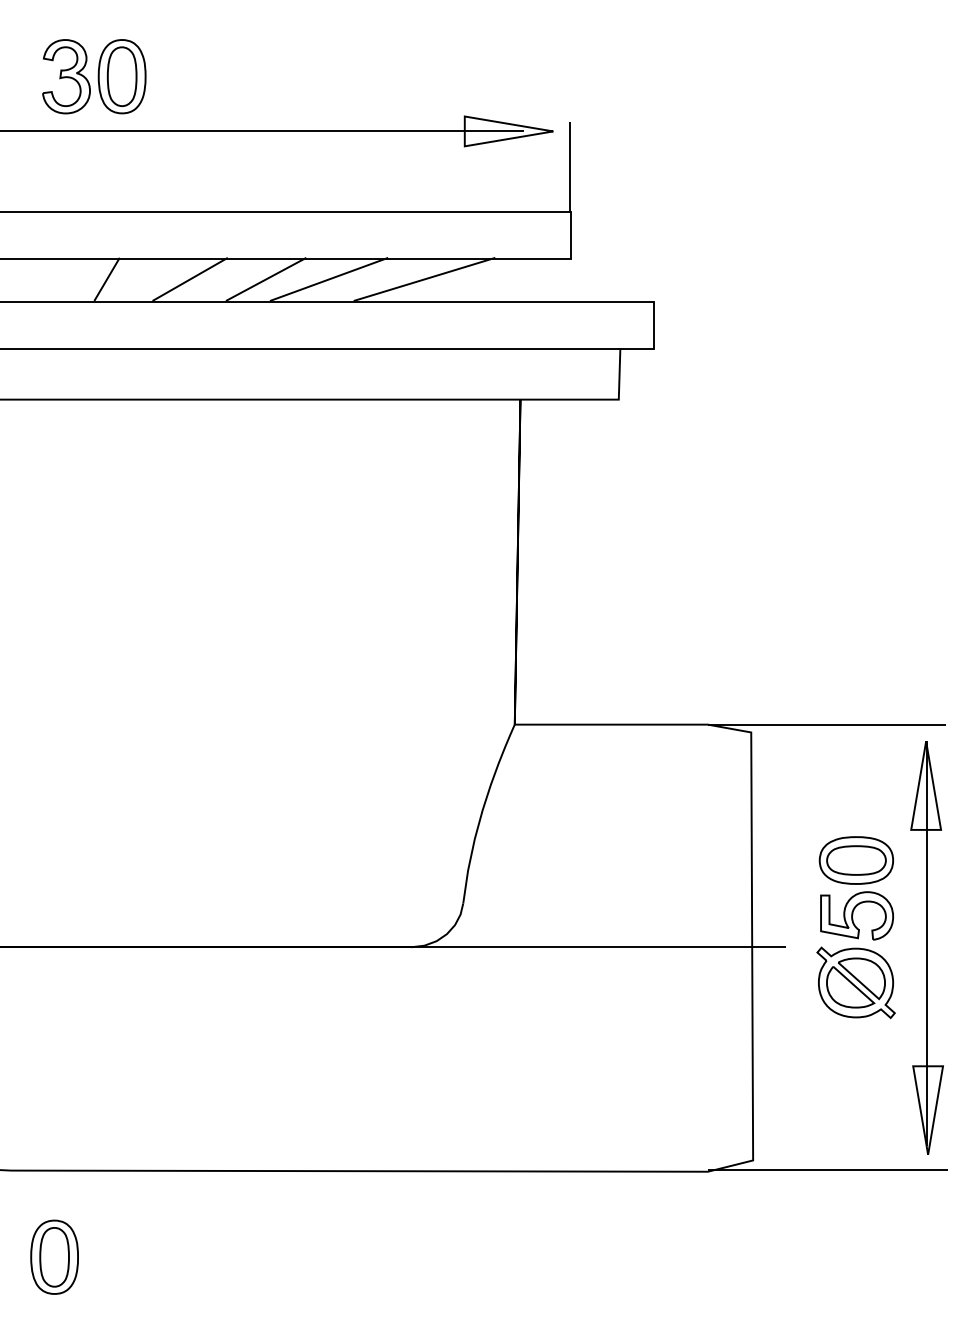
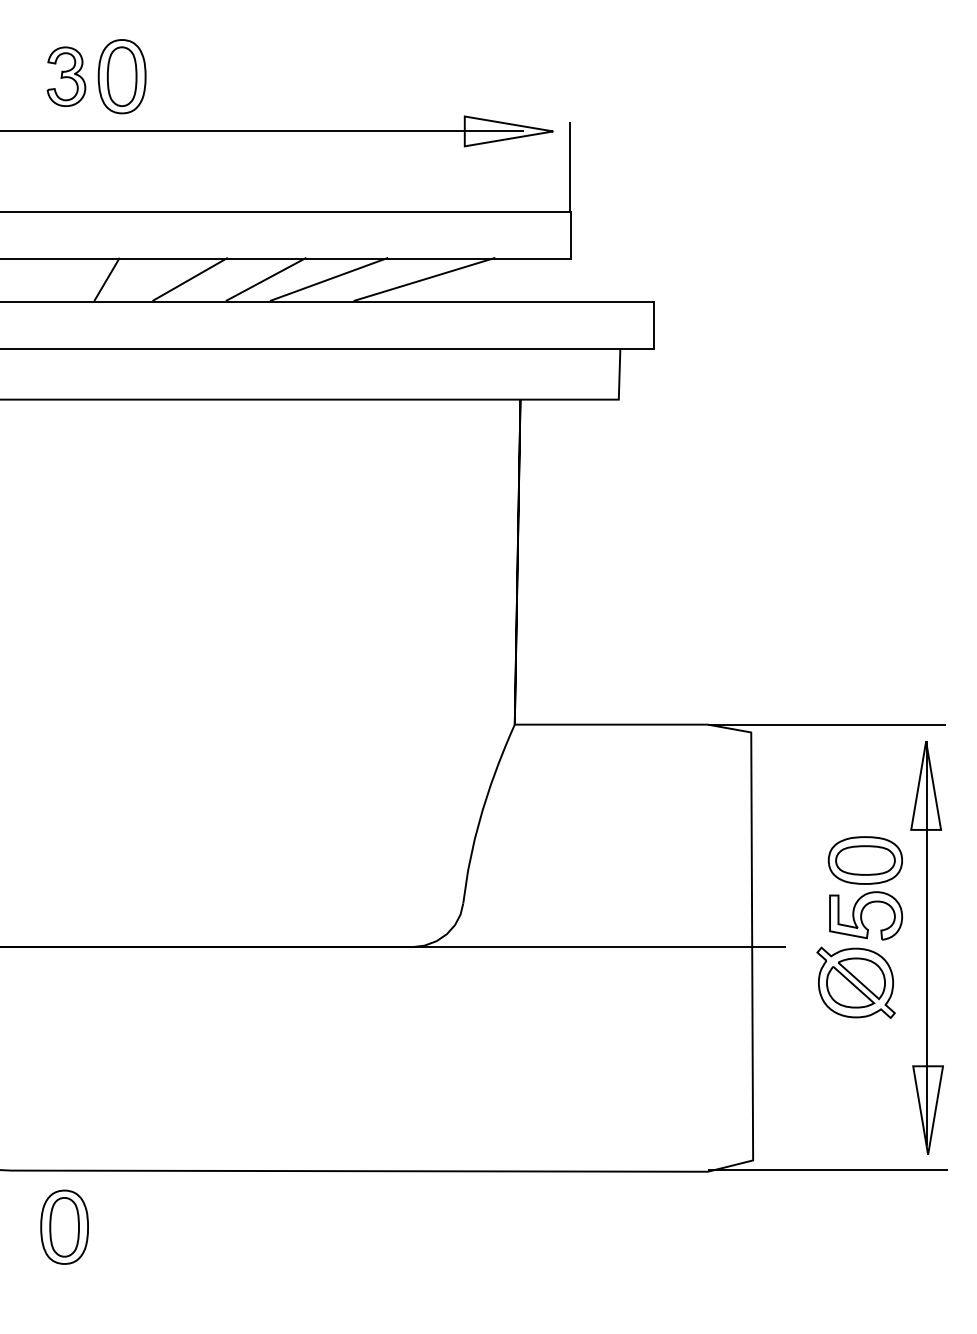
part size: 49x76 px -> 41x61 px (66, 76)
part position: (856, 888) -> (865, 888) (865, 888)
part position: (54, 1256) -> (64, 1226) (64, 1226)
